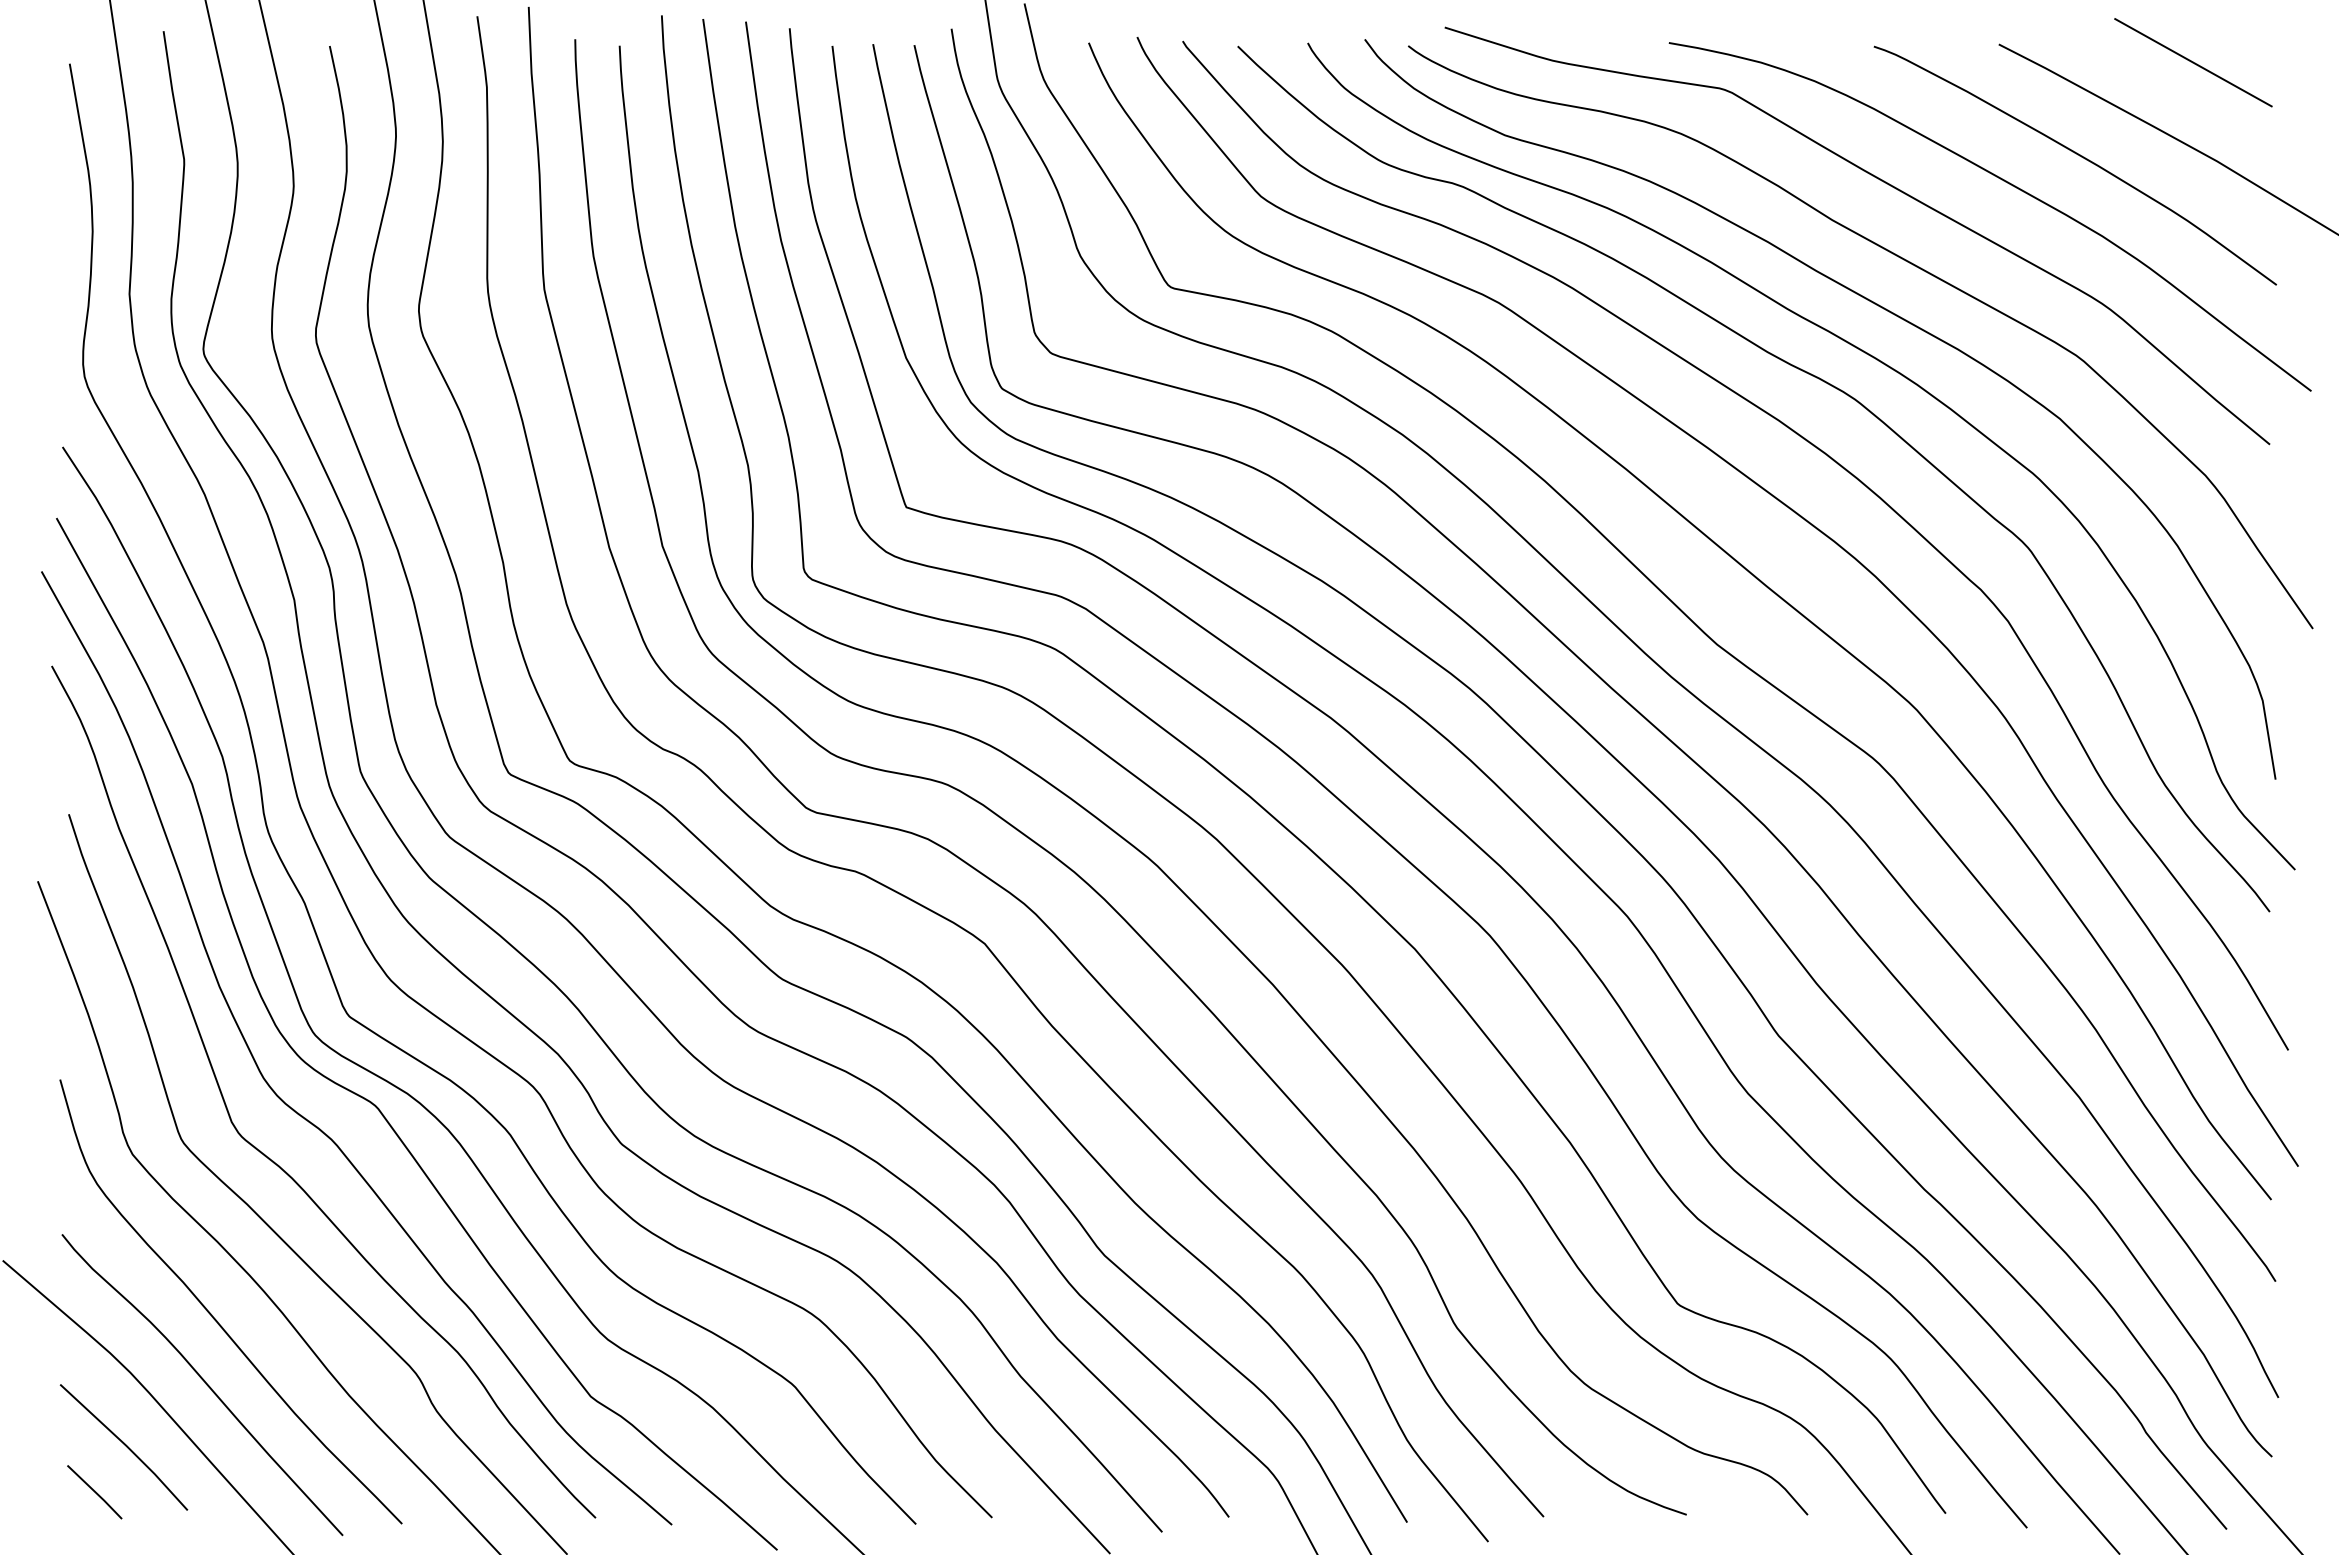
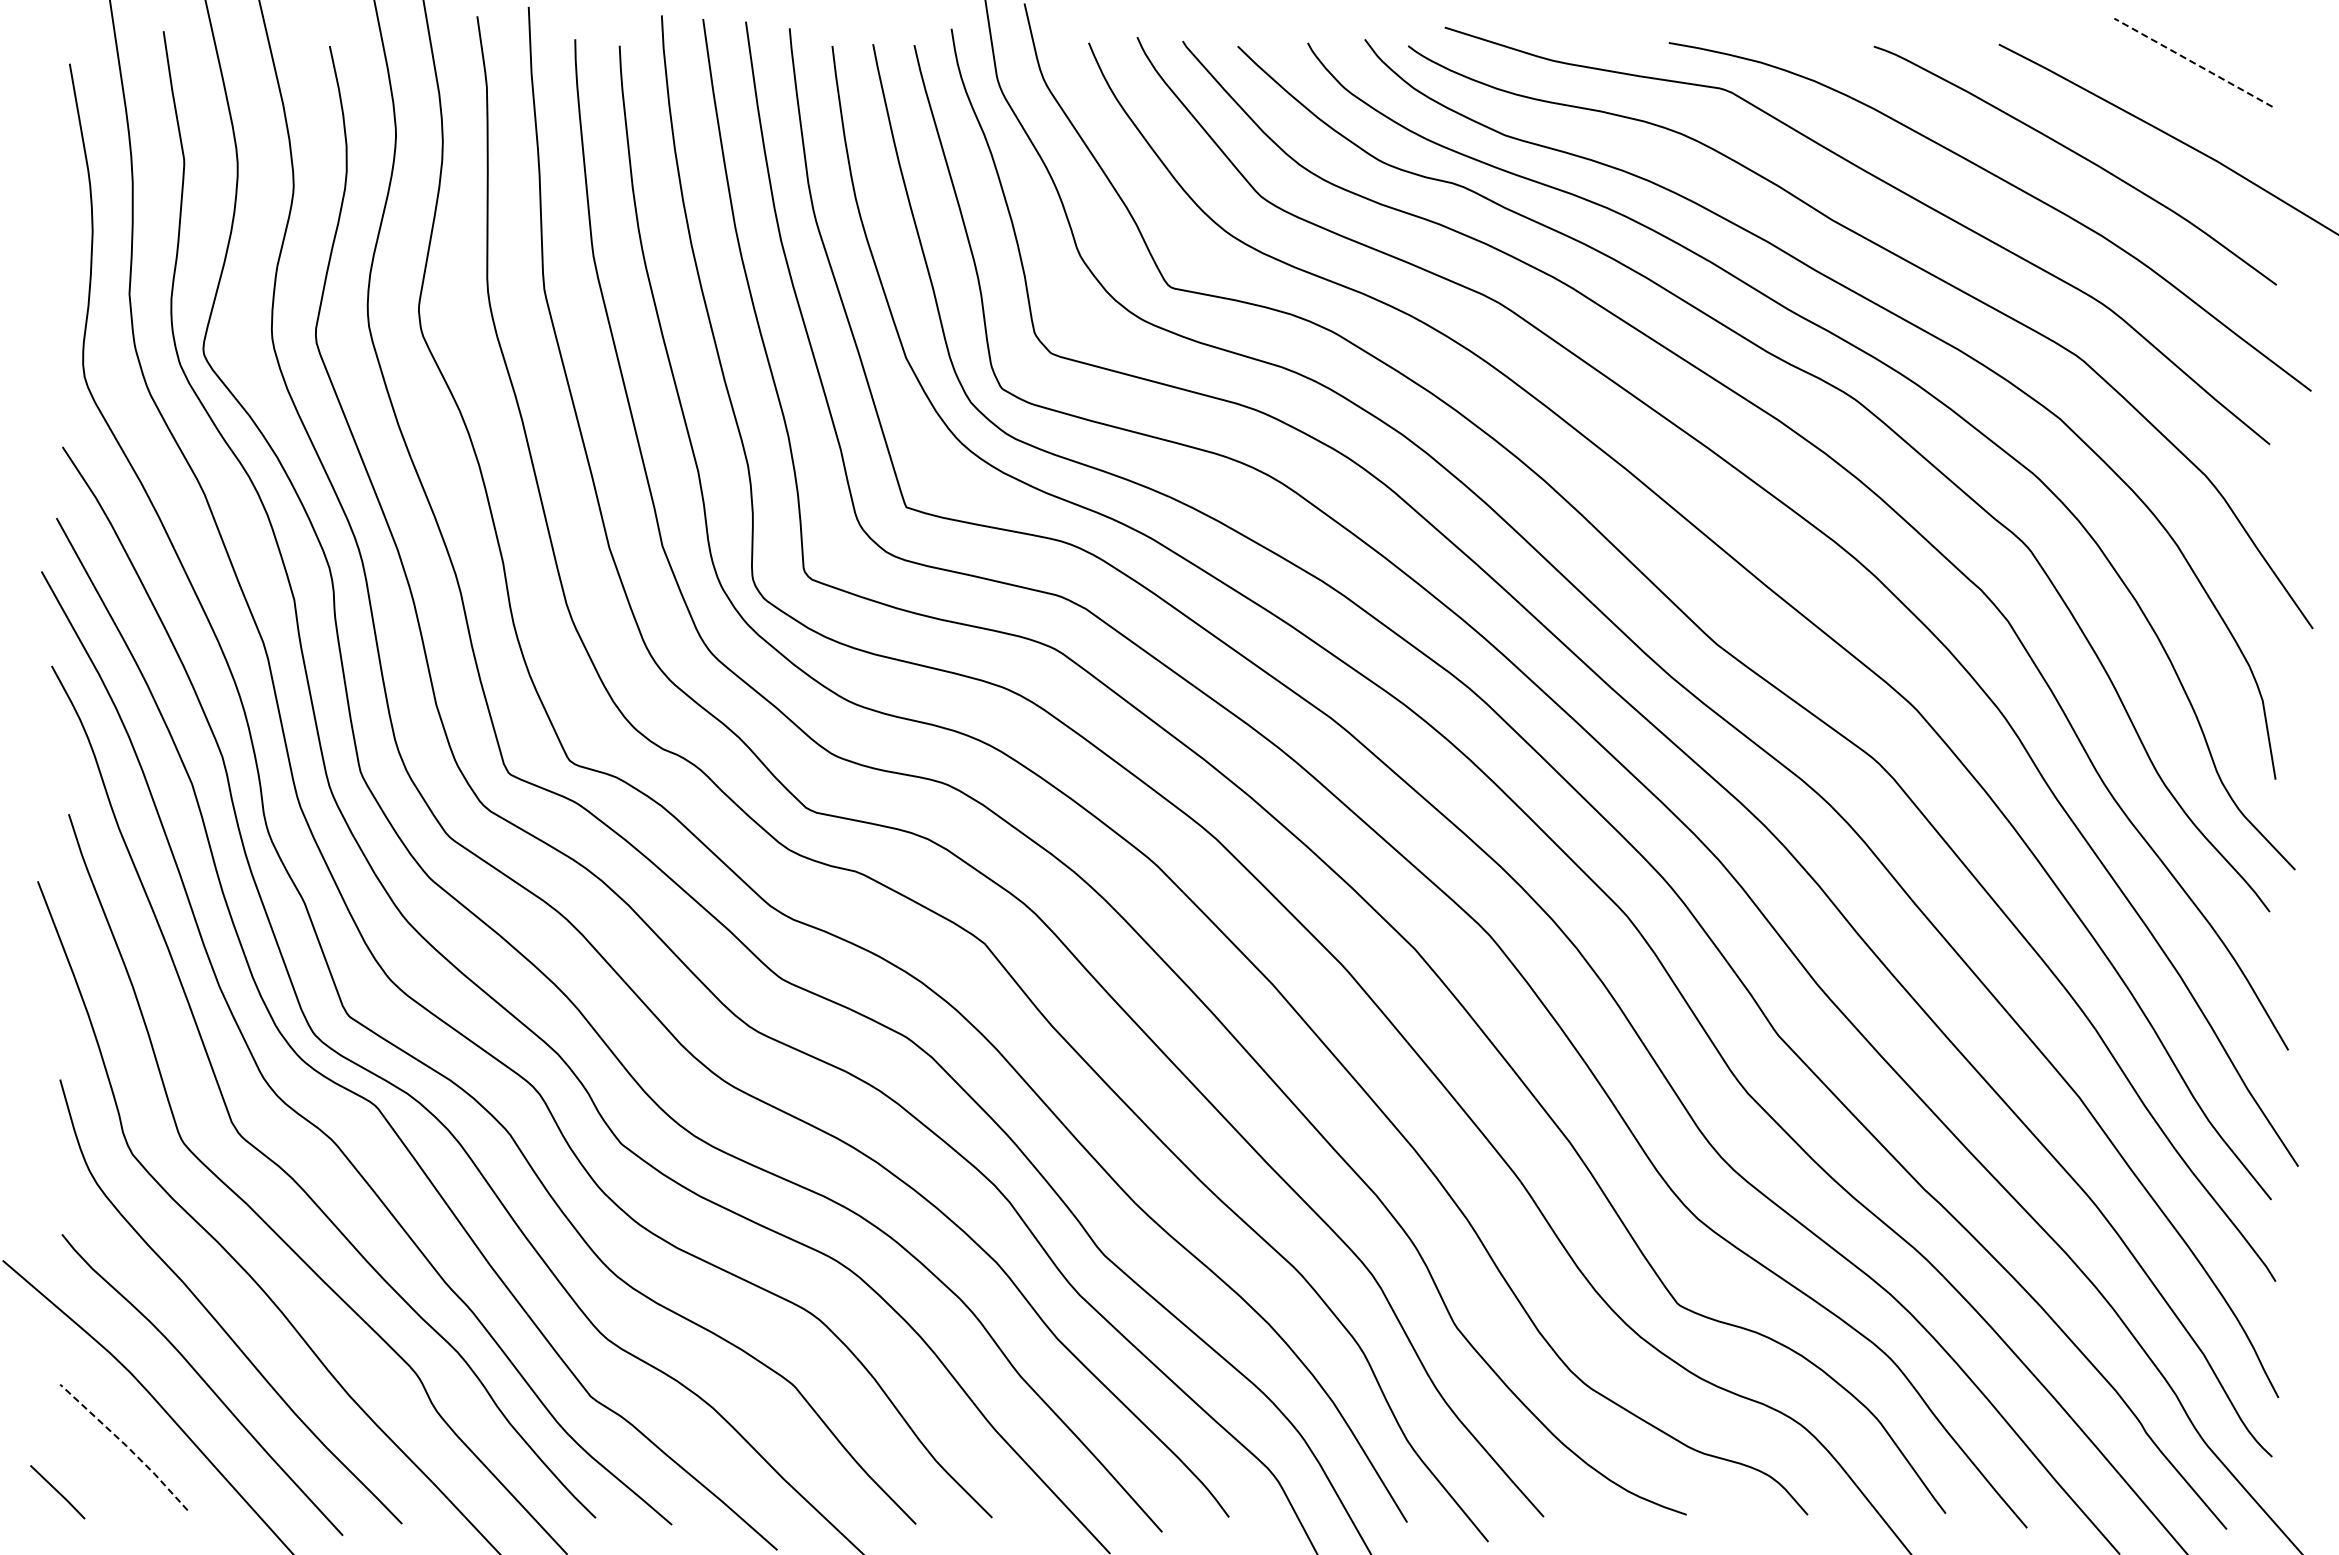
line: solid -> dashed (2193, 62)
line: solid -> dashed (126, 1445)
line position: (94, 1492) -> (57, 1492) (57, 1492)
